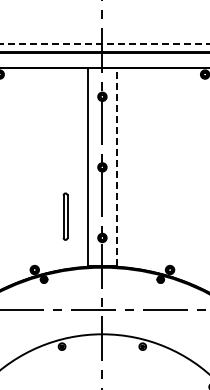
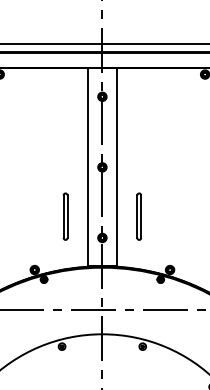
line: dashed -> solid (104, 43)
line: dashed -> solid (116, 167)
part: none -> present (139, 216)
